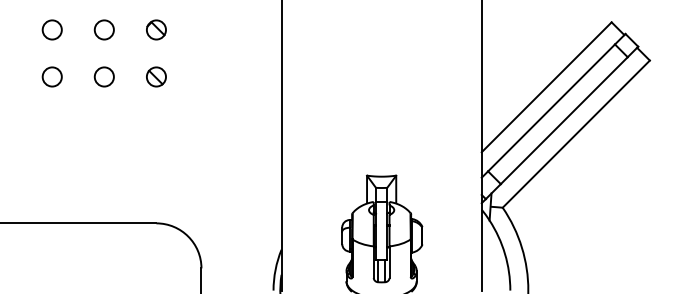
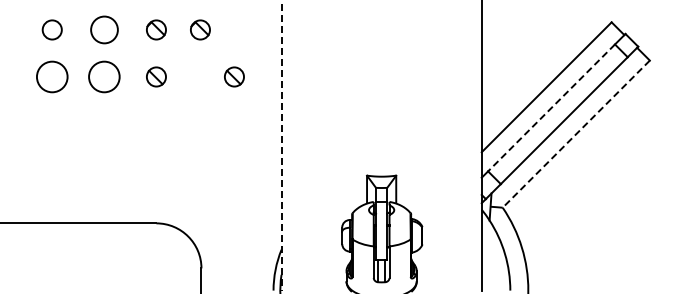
circle size: 22x22 px -> 29x30 px (104, 29)
part: none -> present (200, 29)
circle diameter: 19 px -> 31 px (51, 76)
circle diameter: 19 px -> 31 px (104, 76)
part: none -> present (234, 76)
line: solid -> dashed (551, 107)
line: solid -> dashed (575, 134)
line: solid -> dashed (281, 145)
